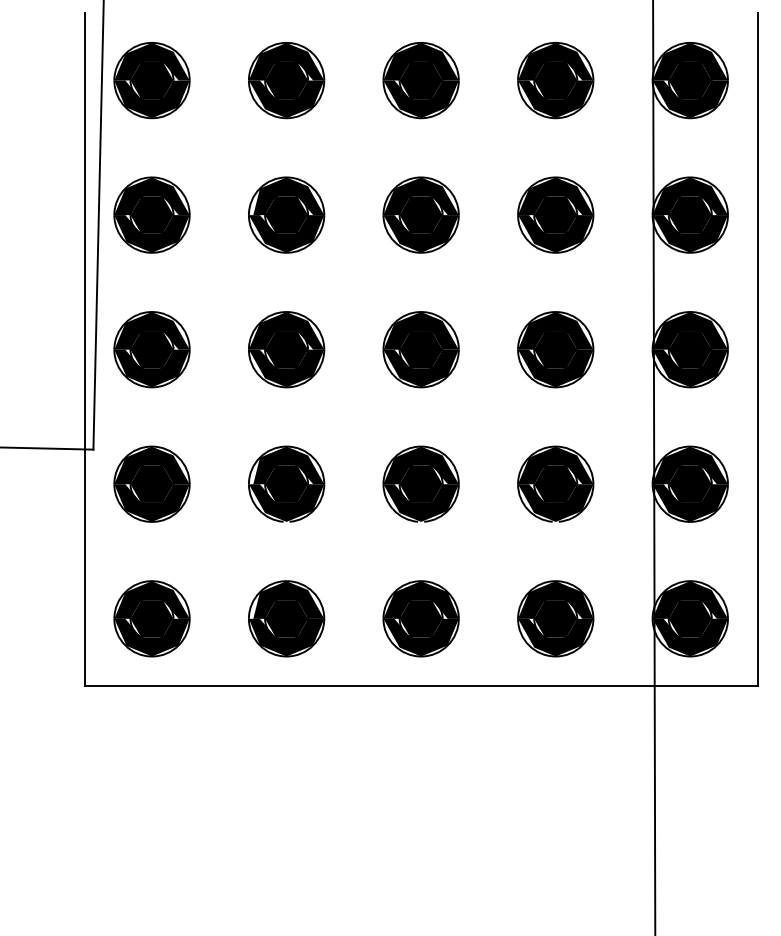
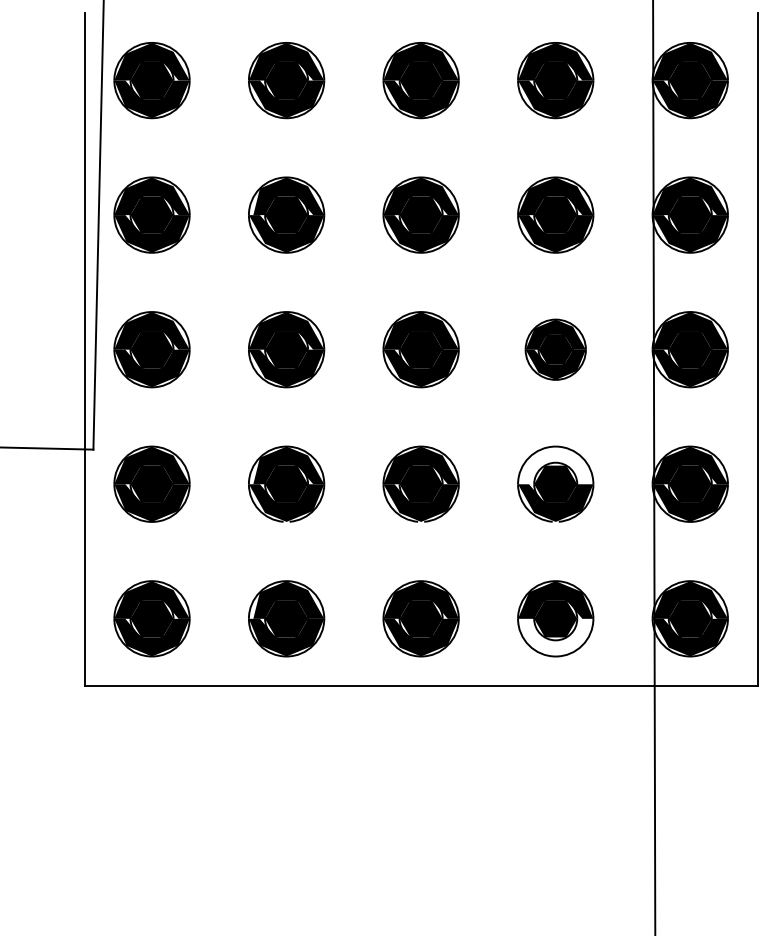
part size: 78x78 px -> 63x63 px (555, 349)
fill: present -> none (555, 465)
fill: present -> none (555, 637)
